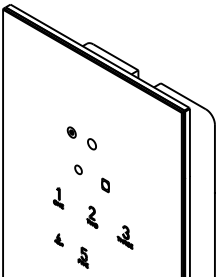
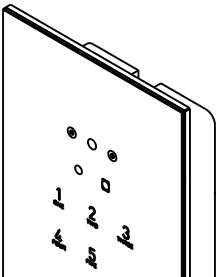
part: none -> present (112, 155)
part size: 10x15 px -> 16x23 px (58, 240)
part position: (82, 257) -> (90, 257) (90, 257)
